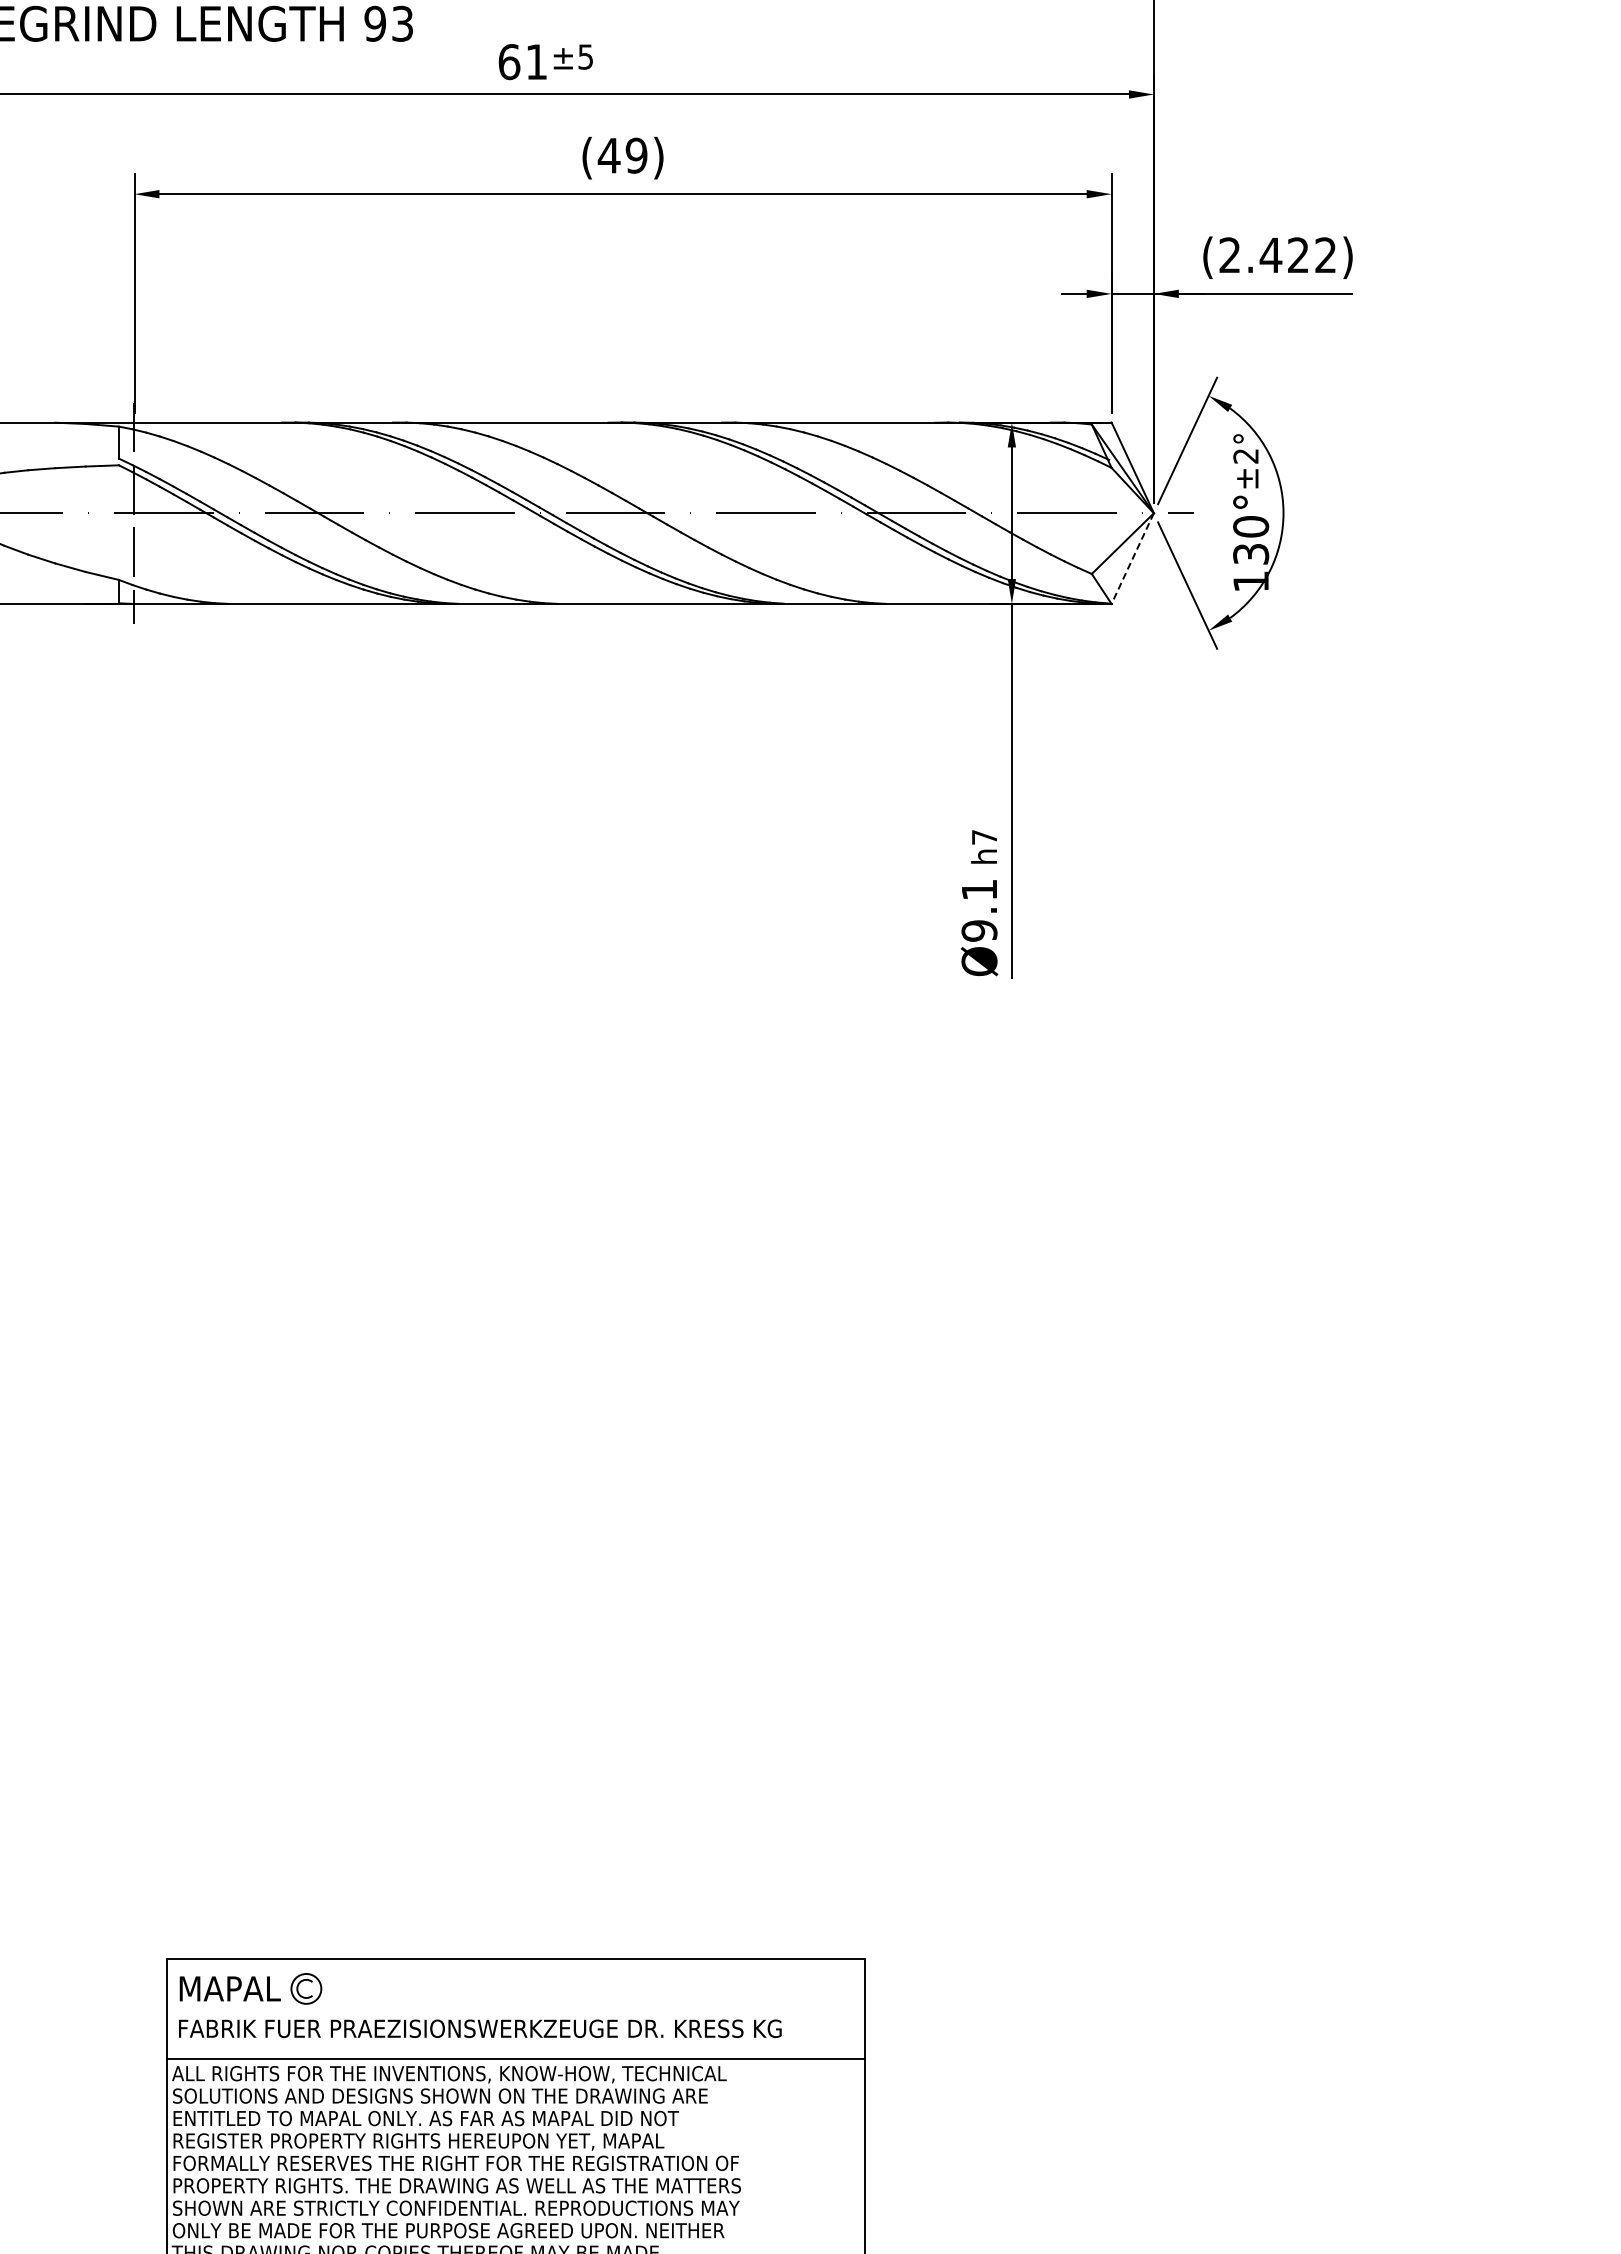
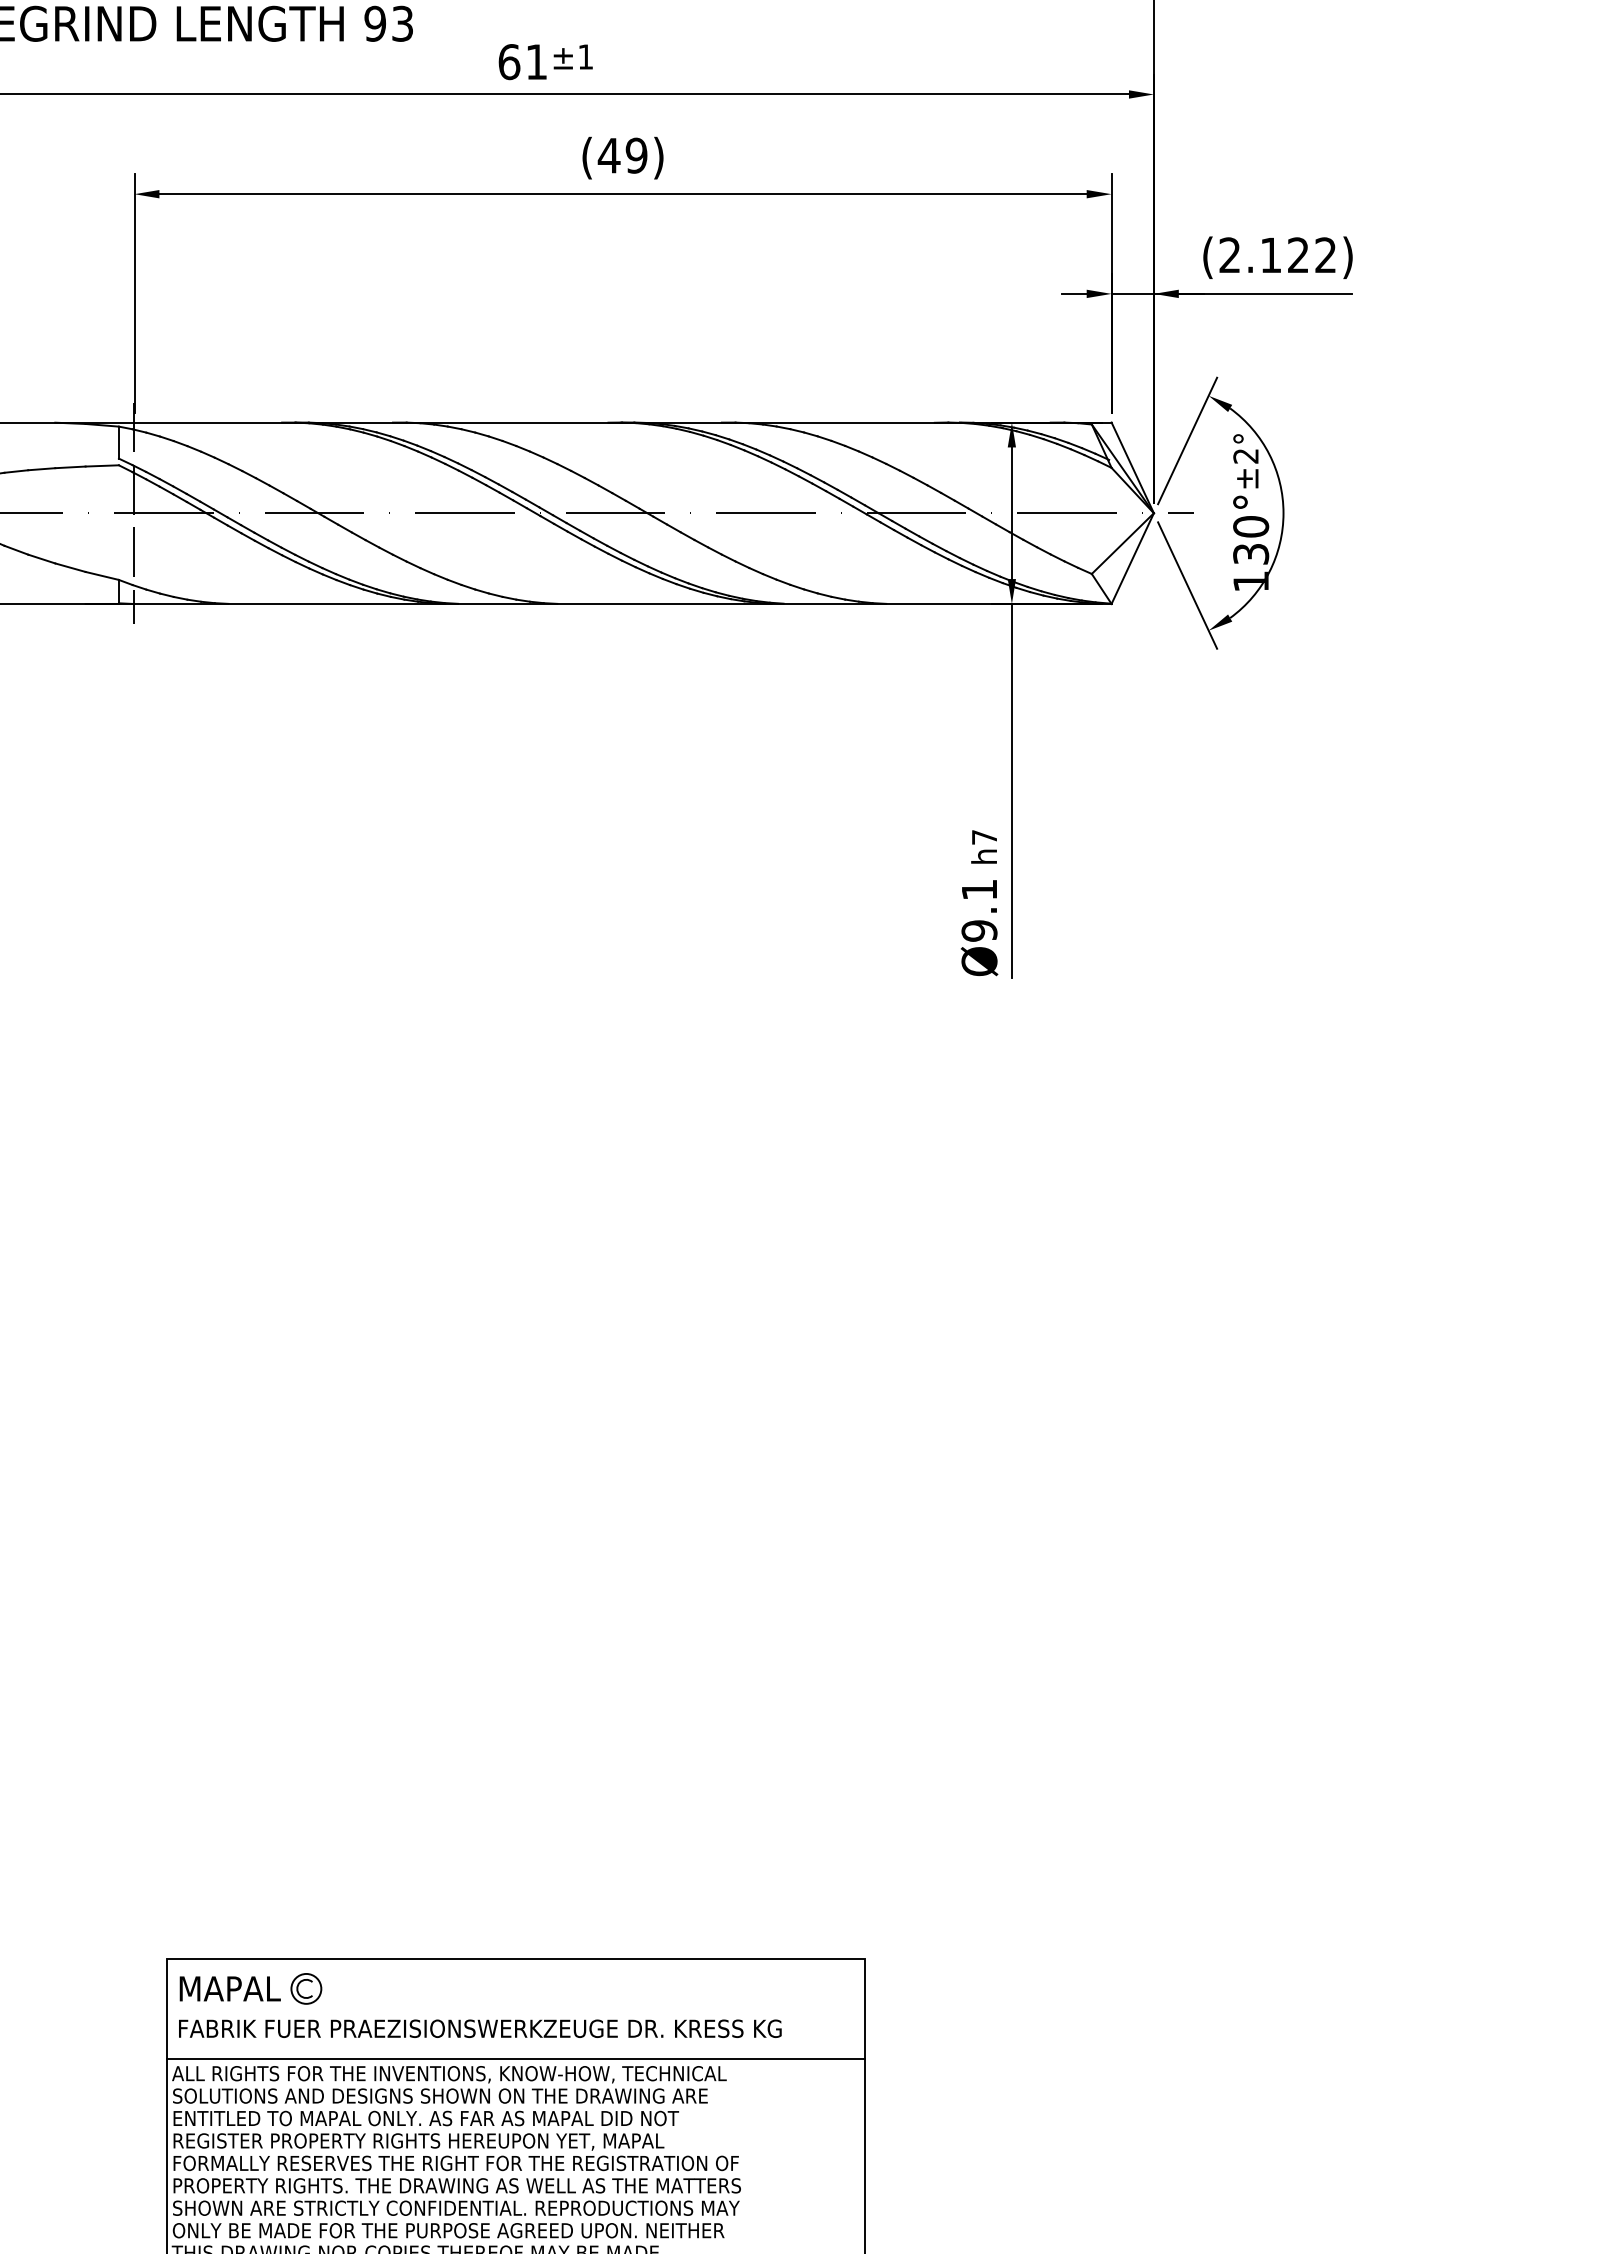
text: ±5 -> ±1 (585, 56)
text: (2.422) -> (2.122) (1270, 254)
line: dashed -> solid (1132, 559)
